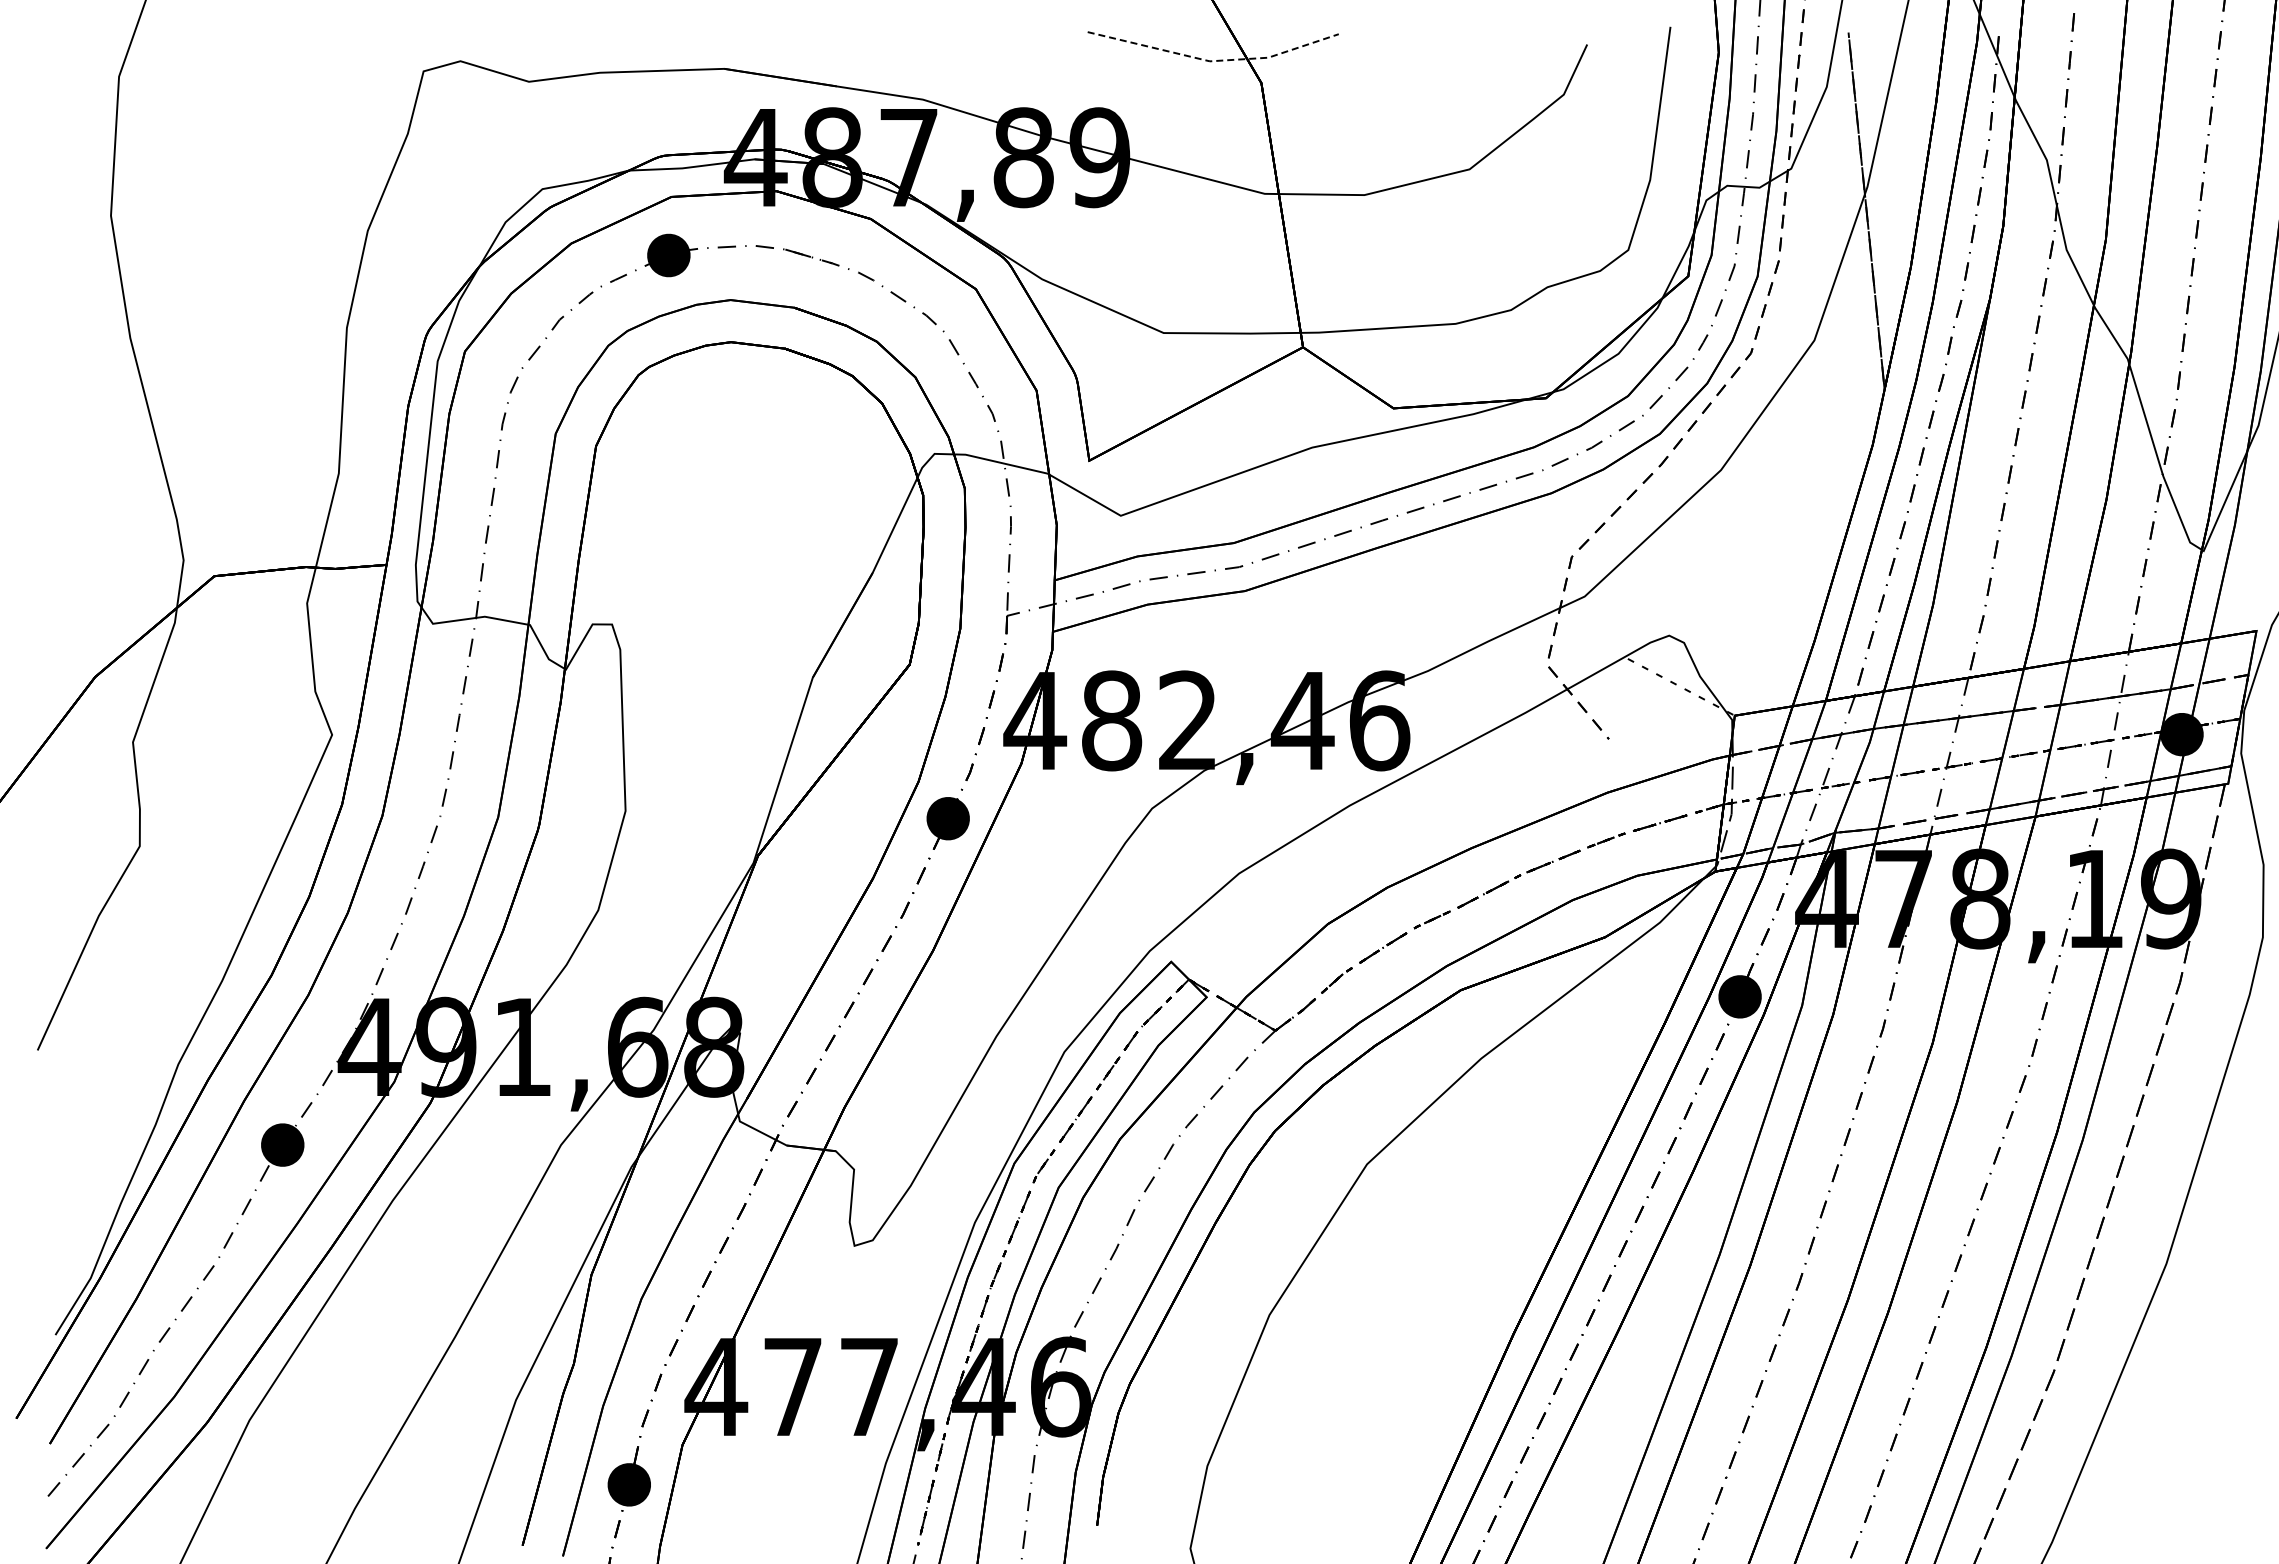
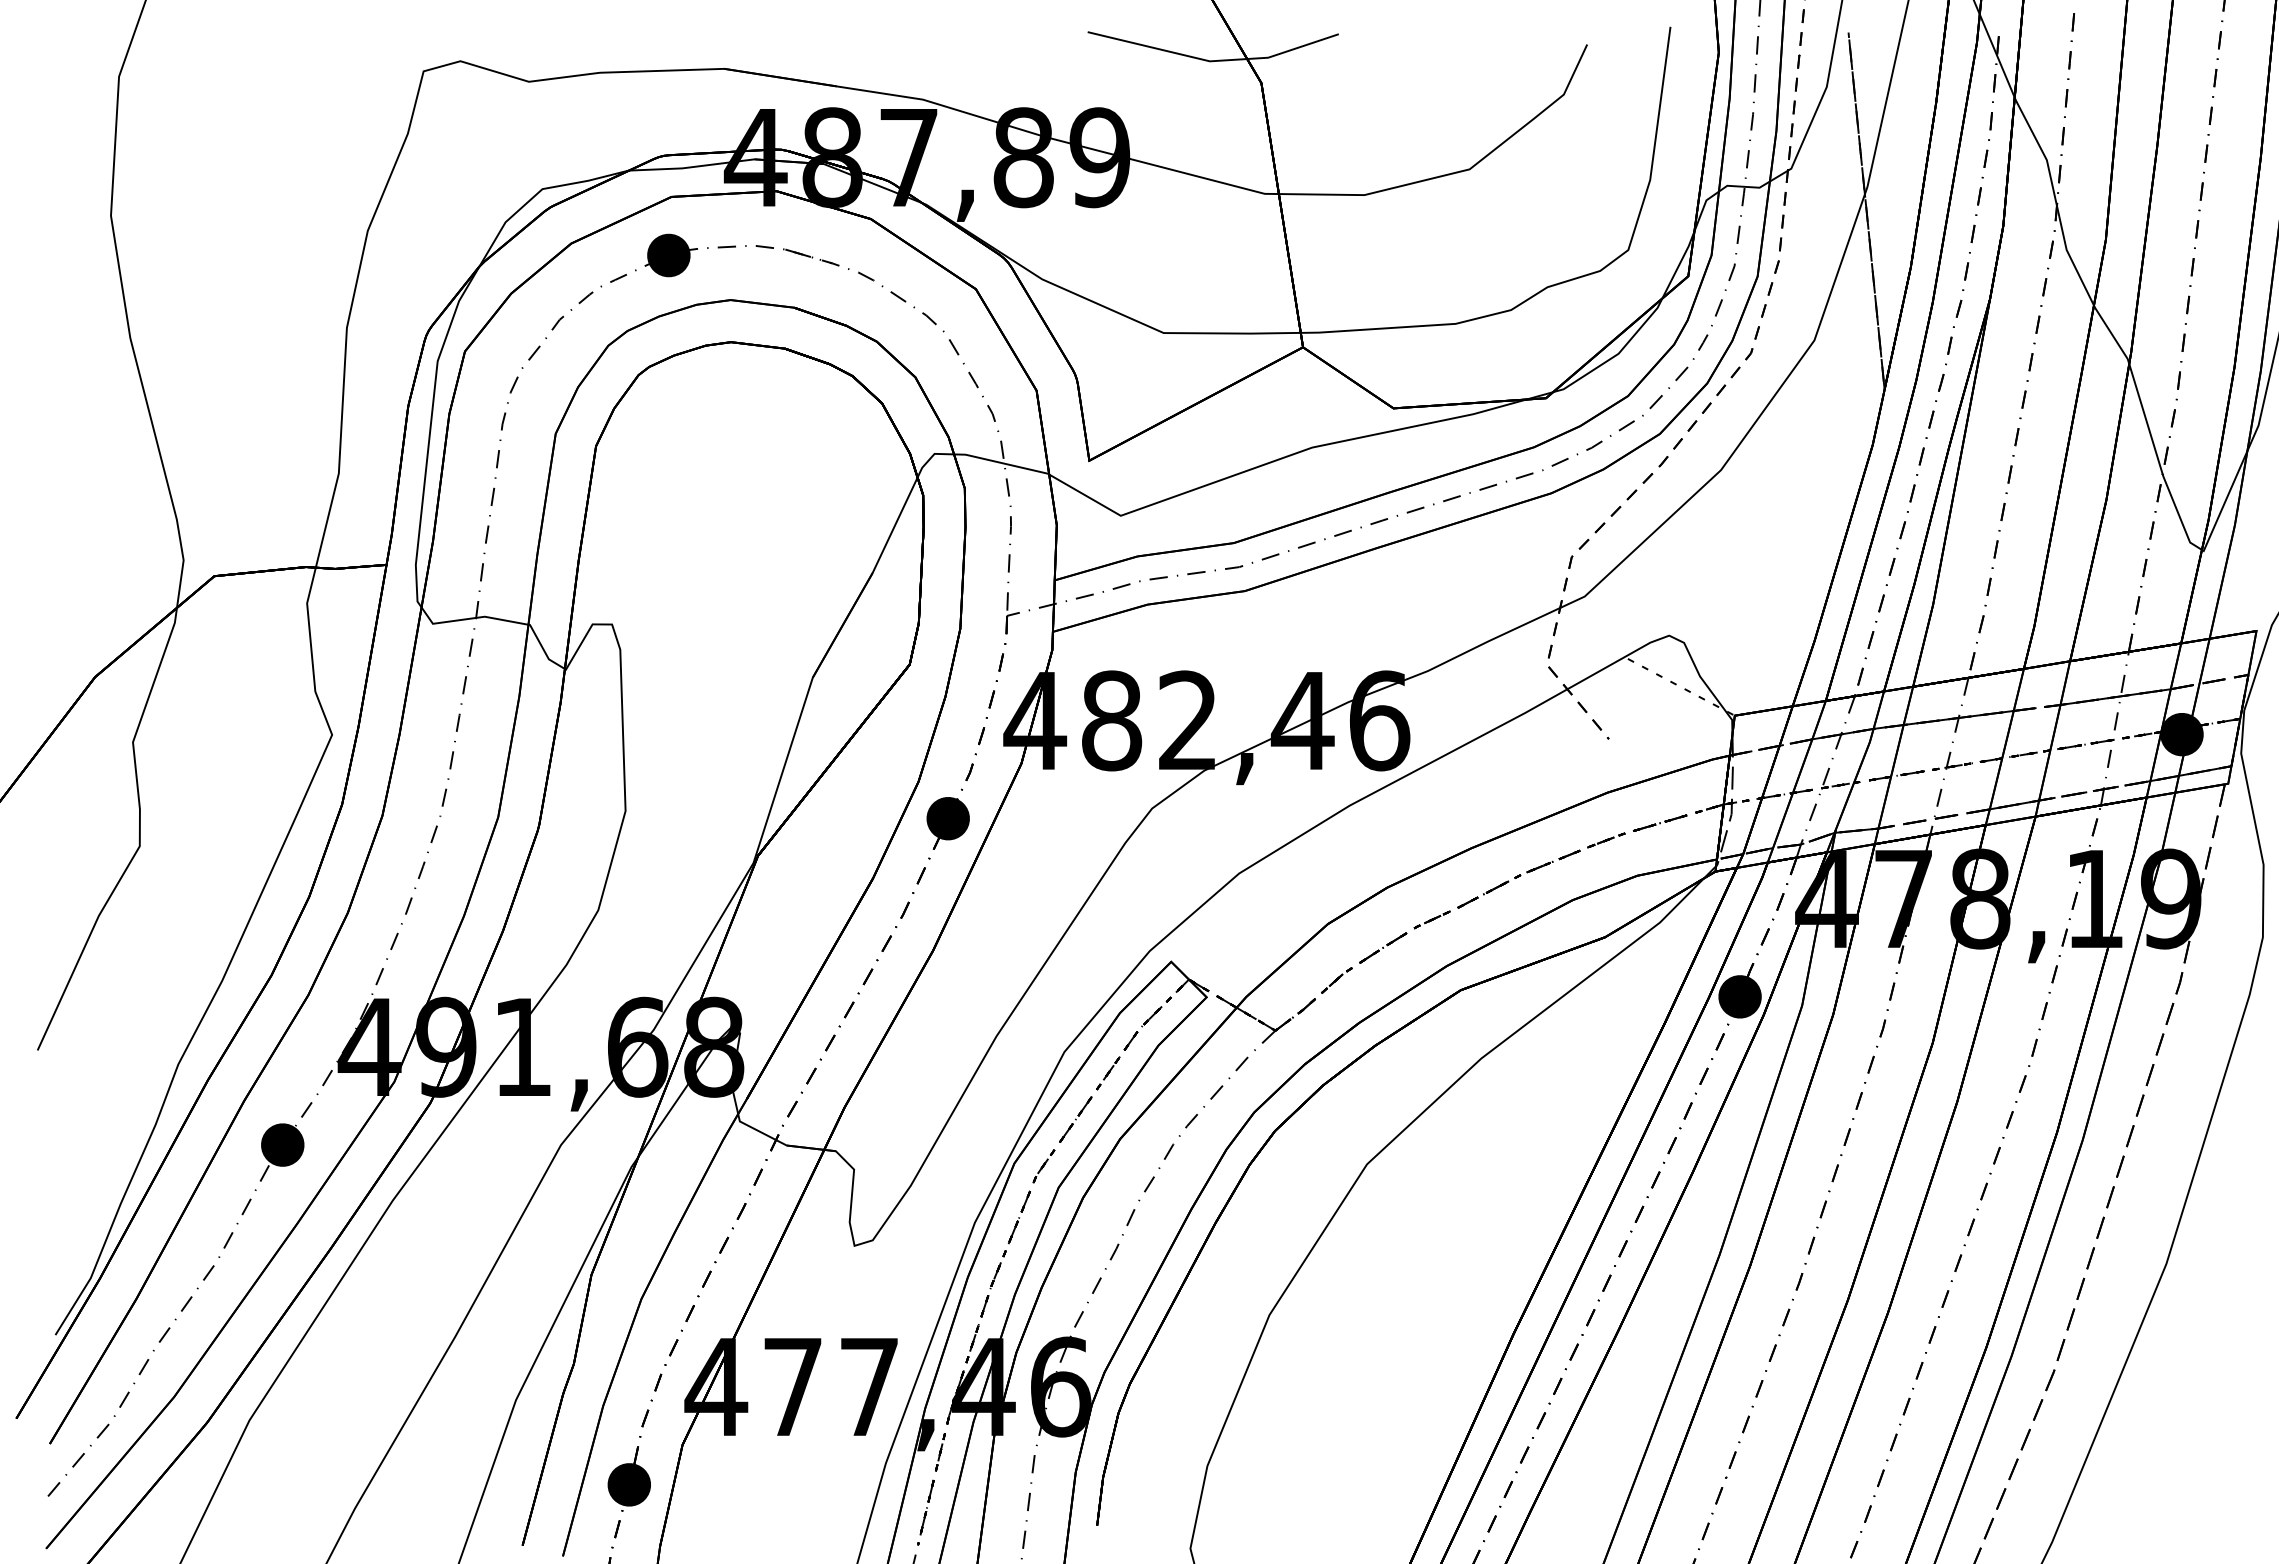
line: dashed -> solid (1213, 61)
